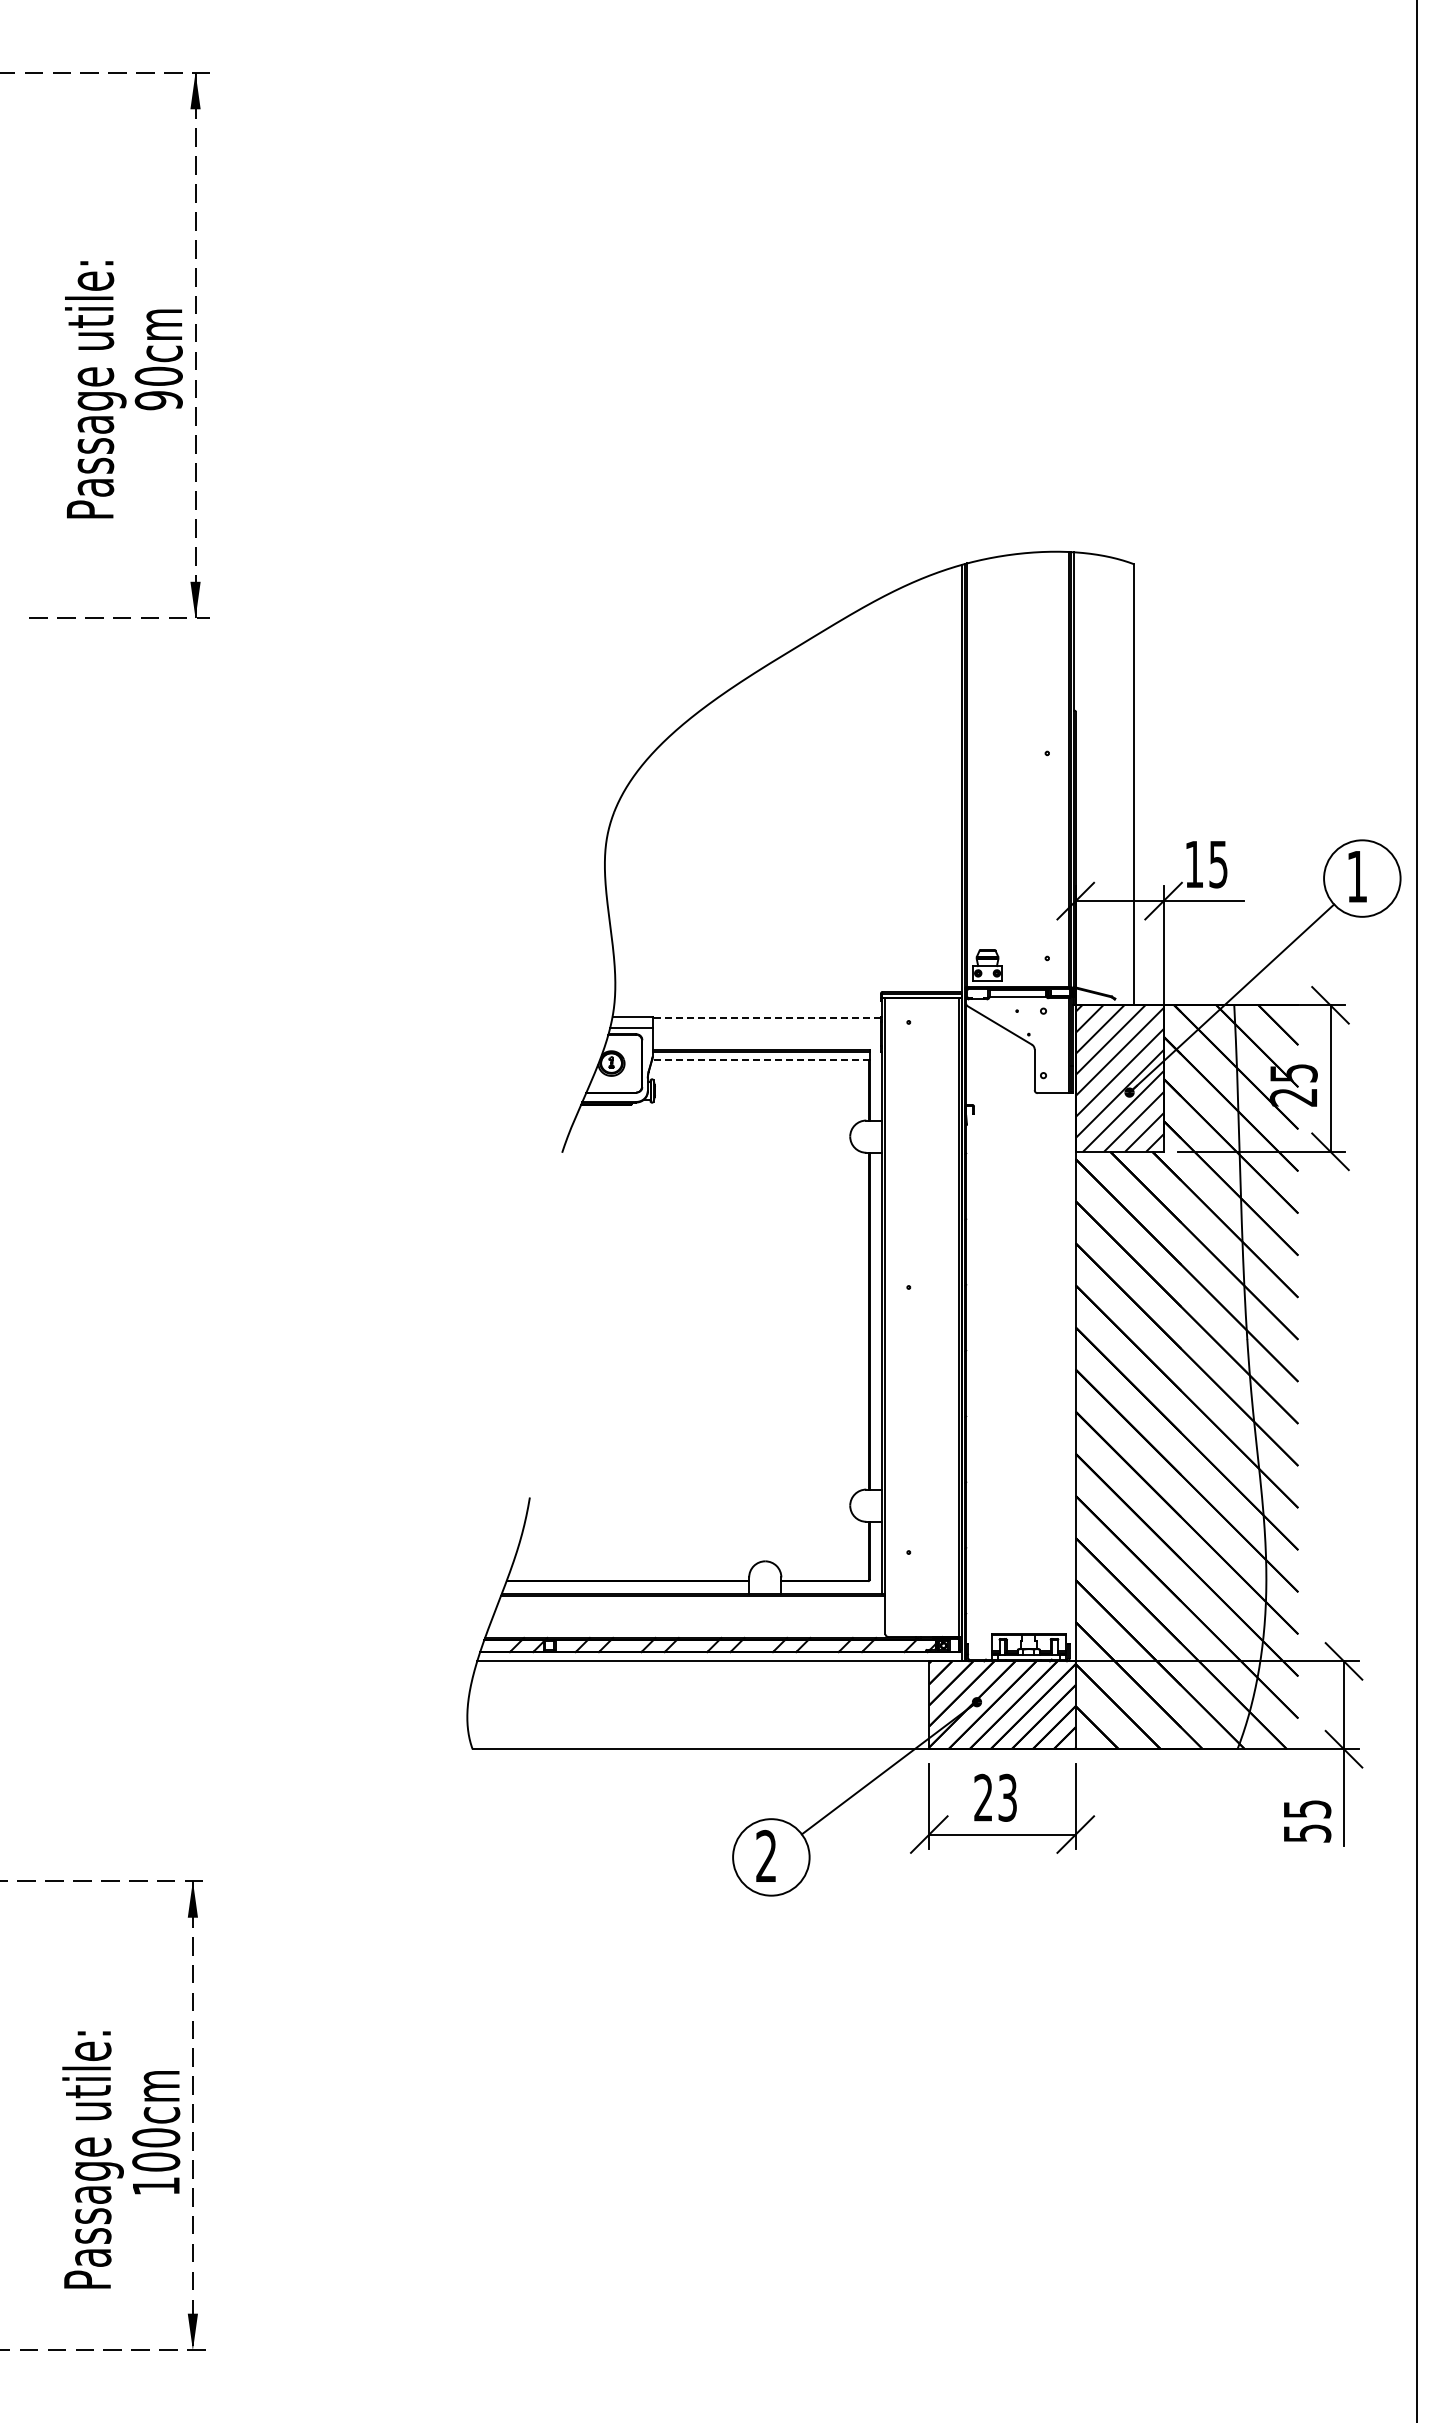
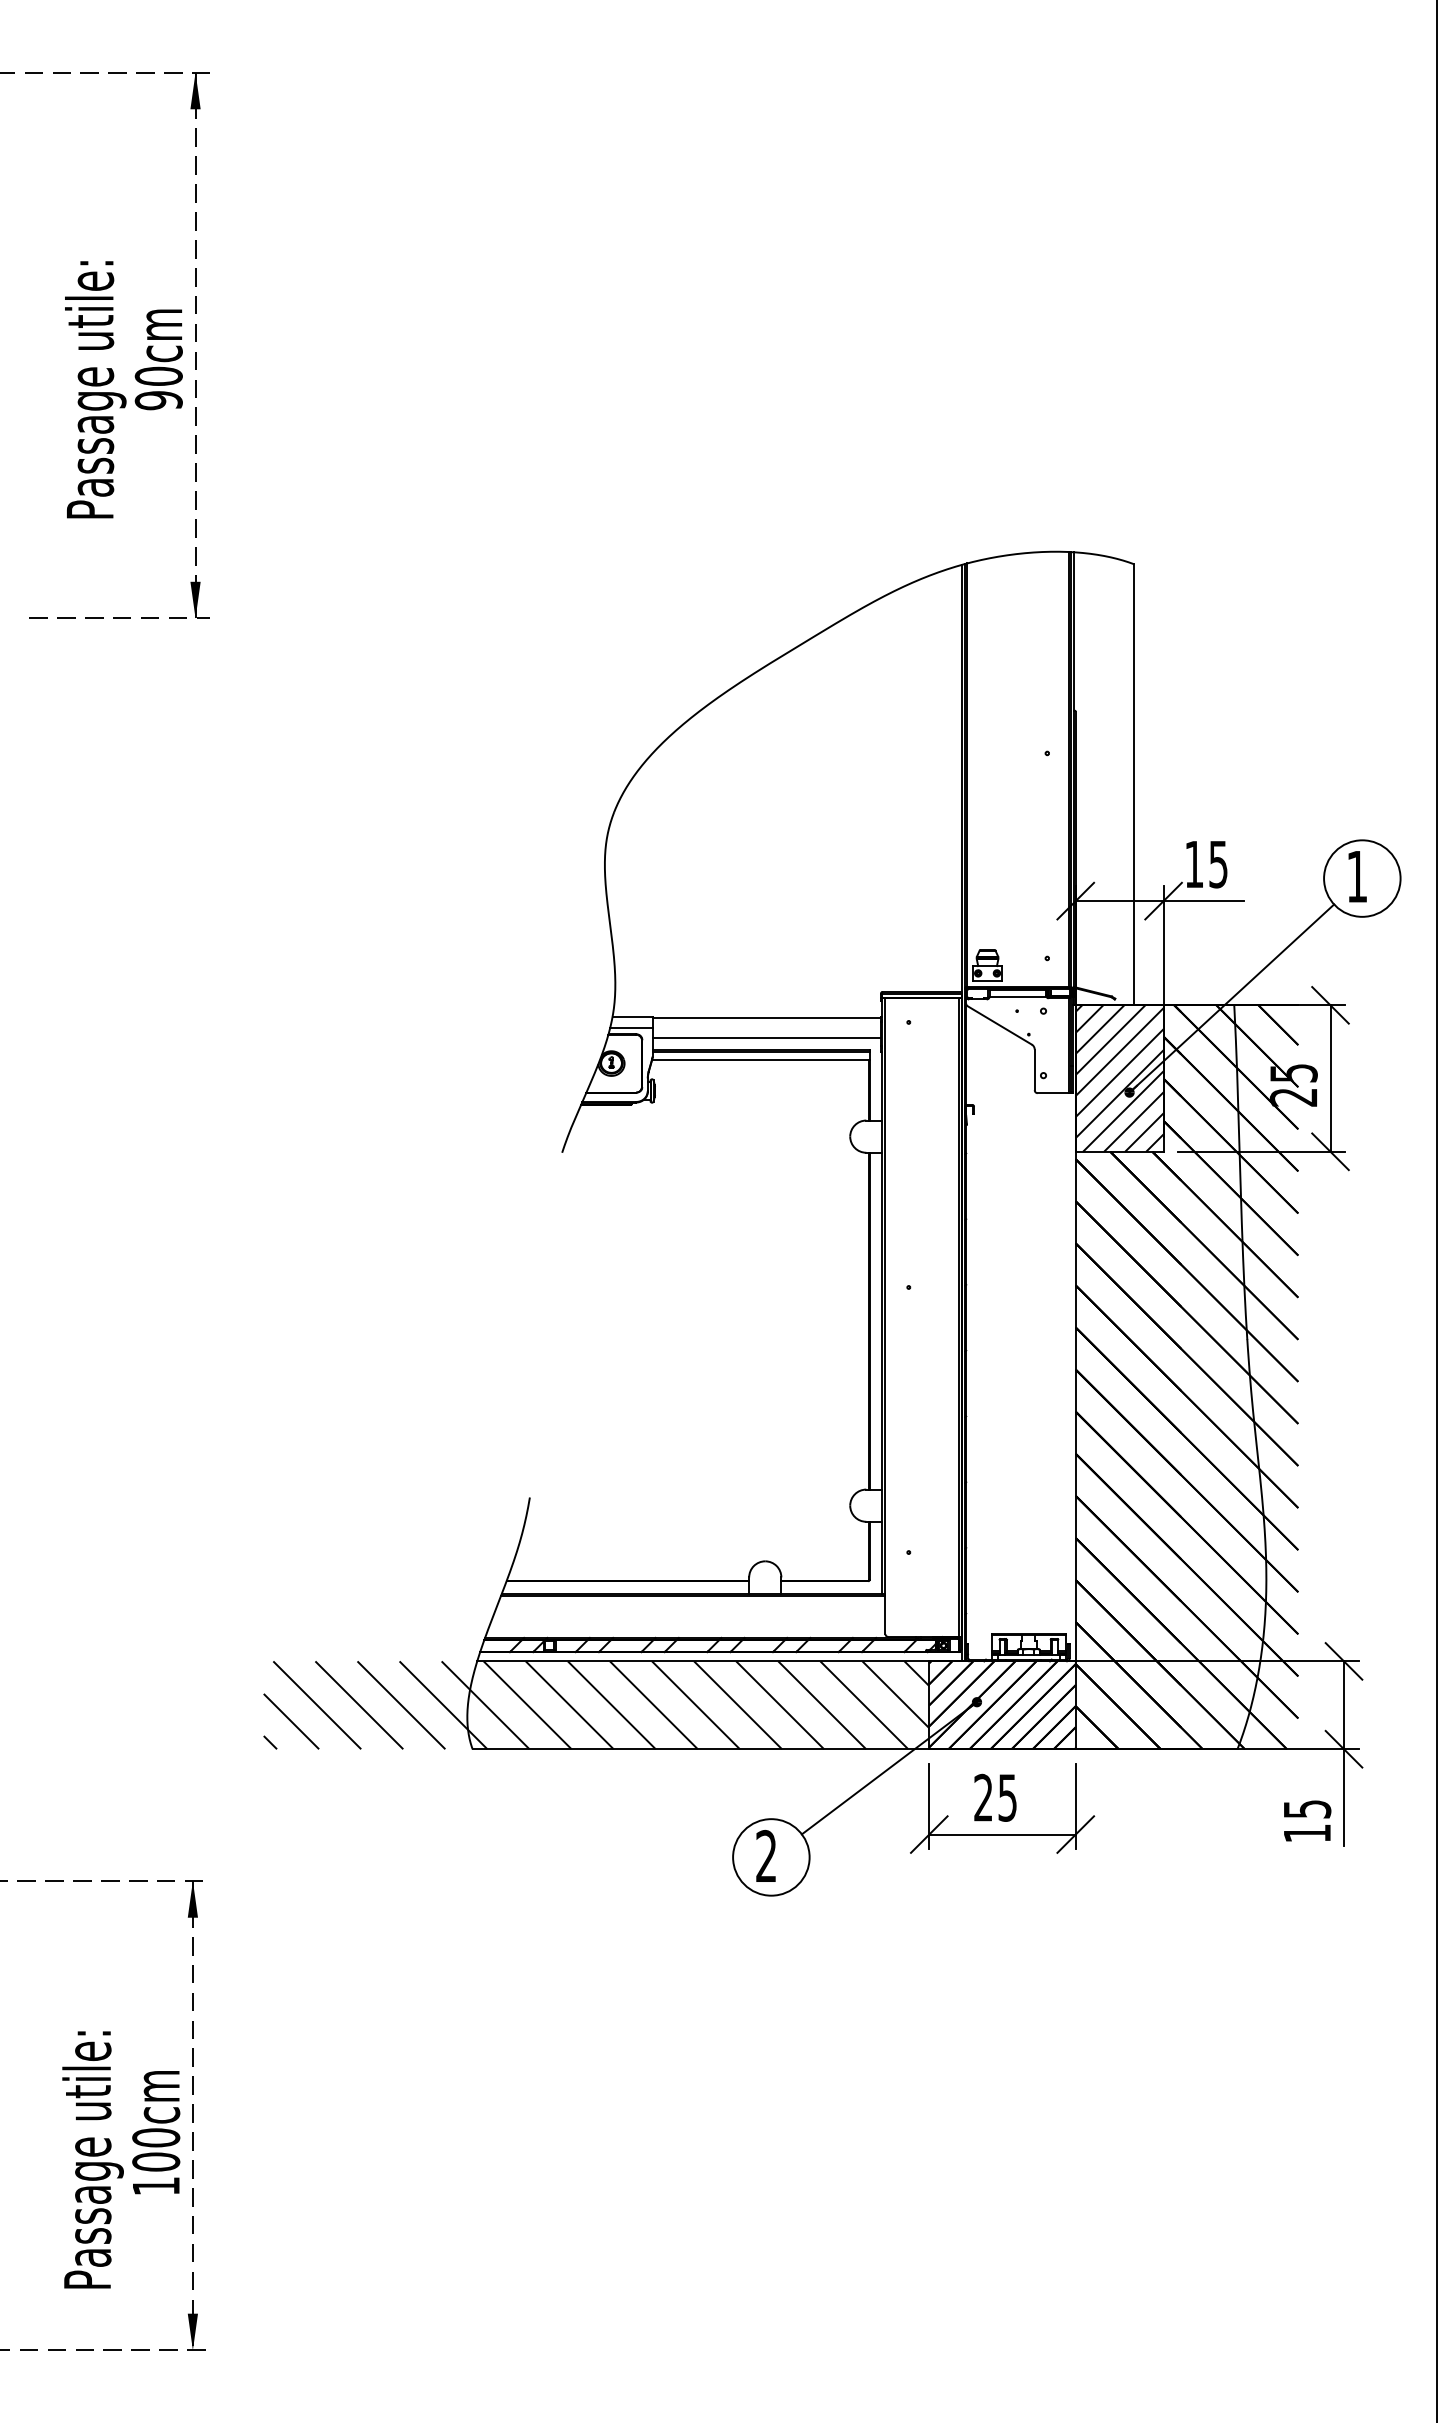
line: dashed -> solid (766, 1018)
line: none -> present (766, 1038)
line: dashed -> solid (760, 1059)
line position: (1417, 1210) -> (1437, 1210) (1437, 1210)
hatch: none -> present (596, 1705)
text: 23 -> 25 (1007, 1797)
text: 55 -> 15 (1307, 1833)
